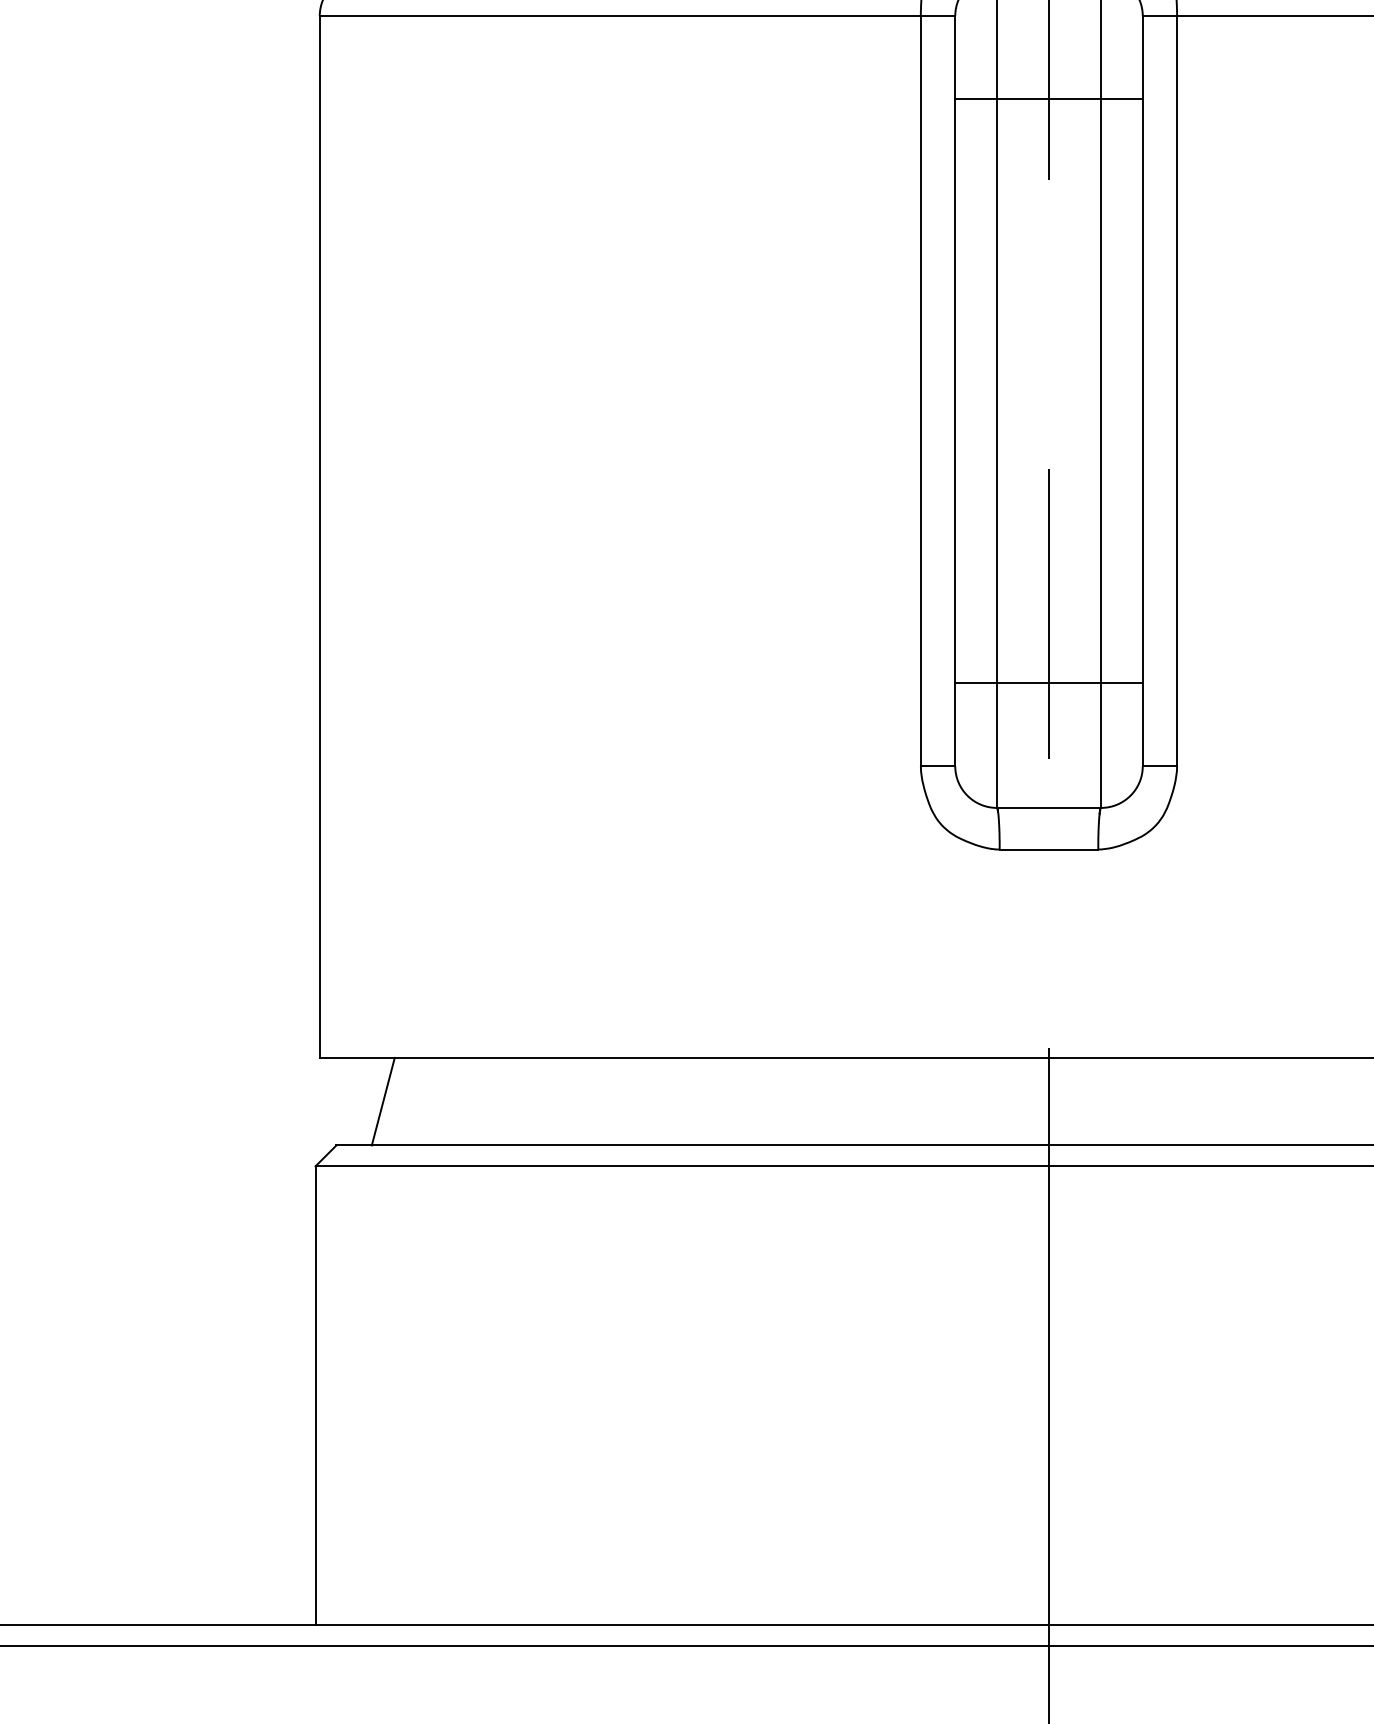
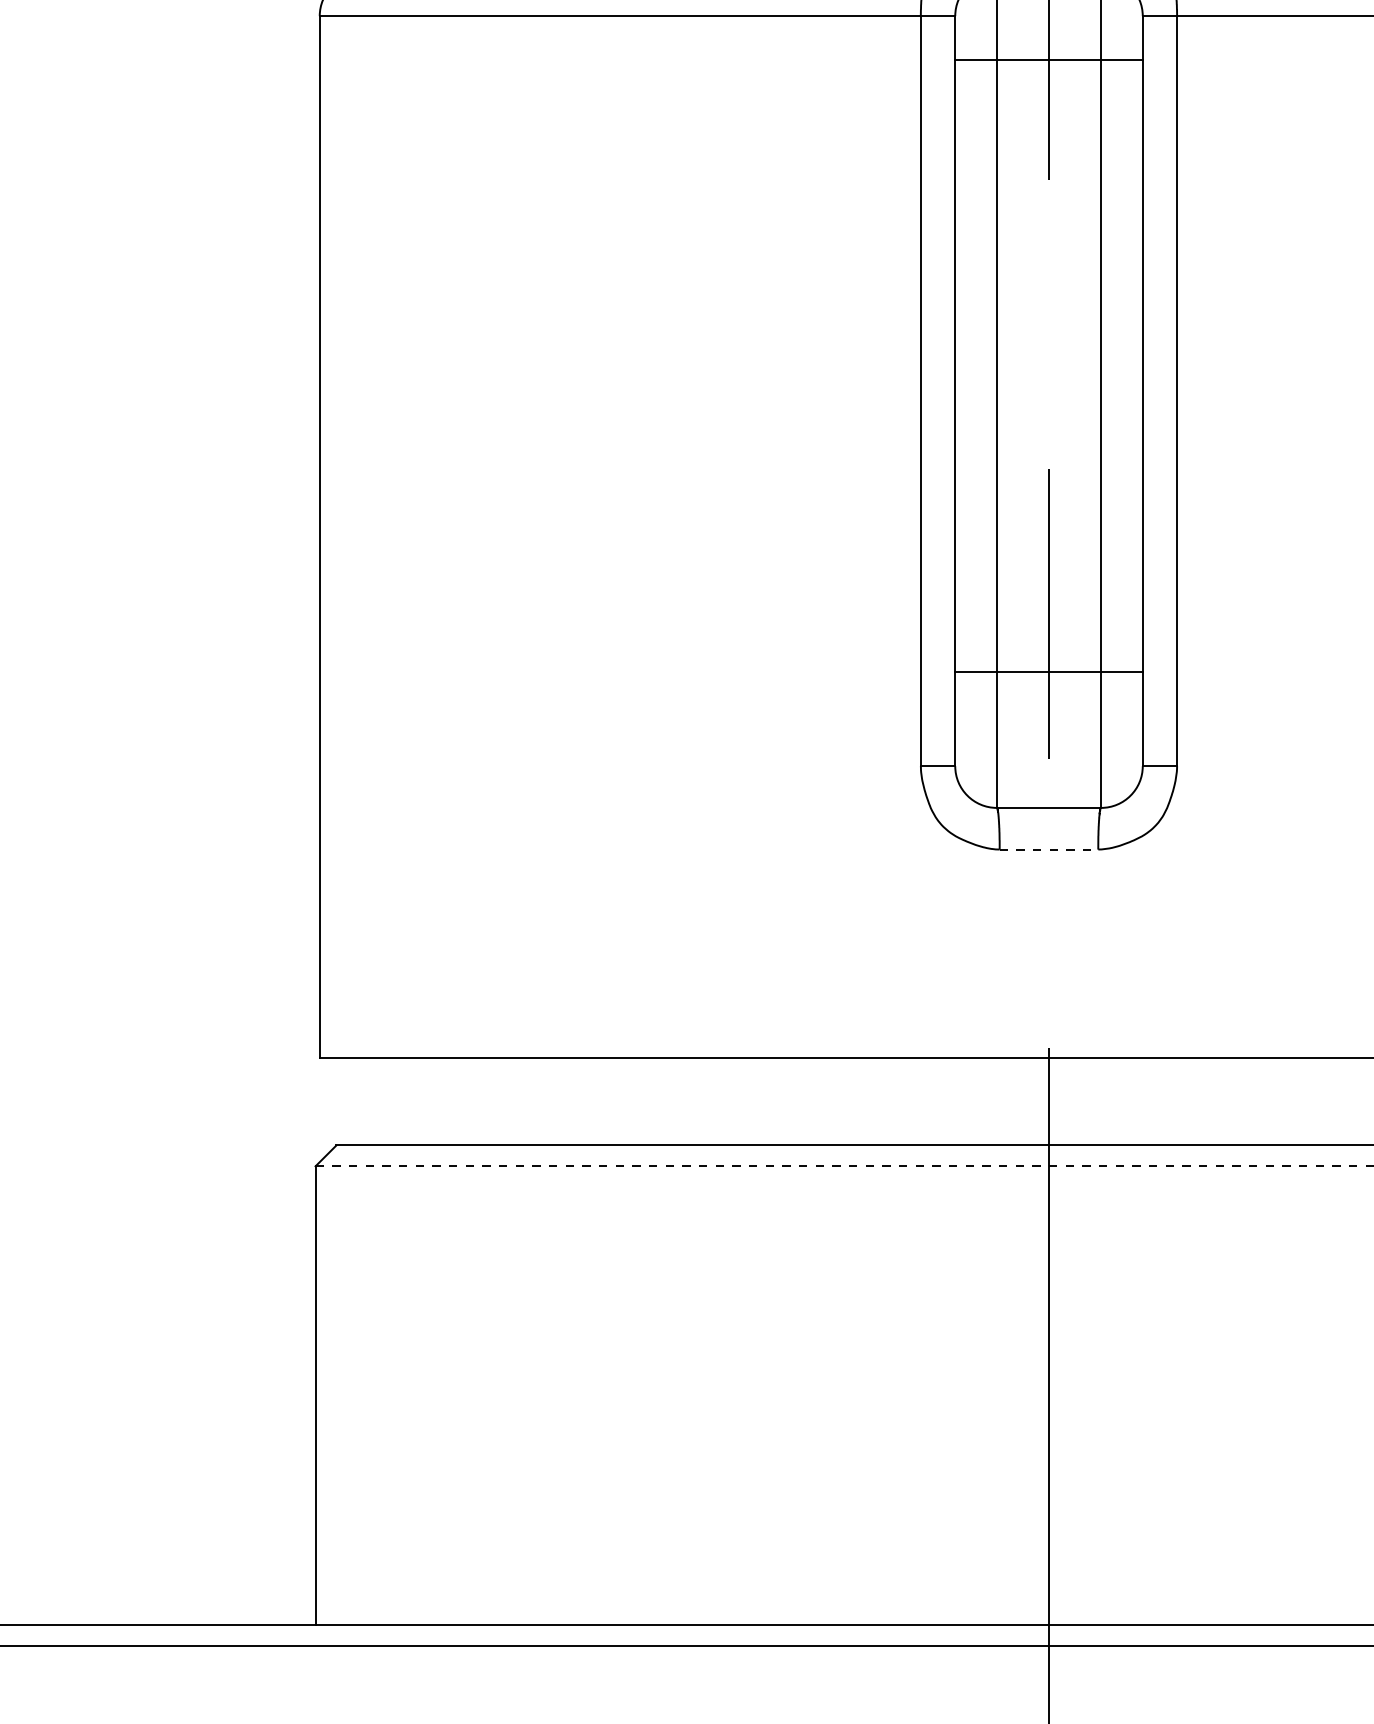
line position: (1048, 99) -> (1048, 60) (1048, 60)
line position: (1048, 682) -> (1048, 671) (1048, 671)
line: solid -> dashed (1049, 849)
line: present -> none (382, 1101)
line: solid -> dashed (844, 1166)
